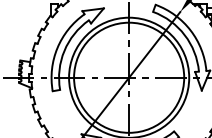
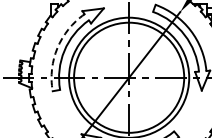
arc: solid -> dashed (57, 48)
